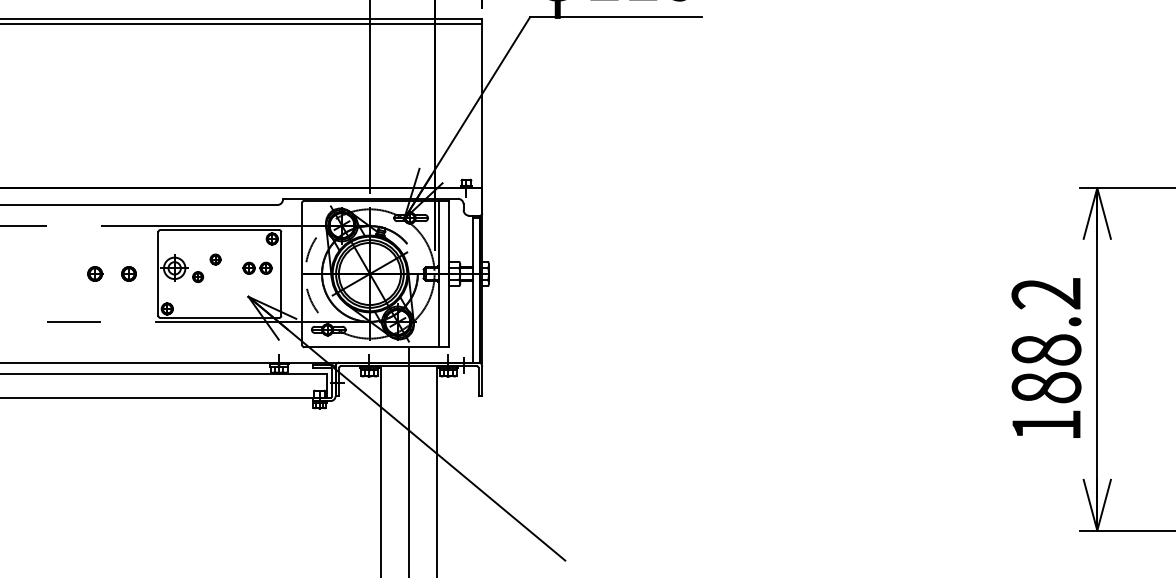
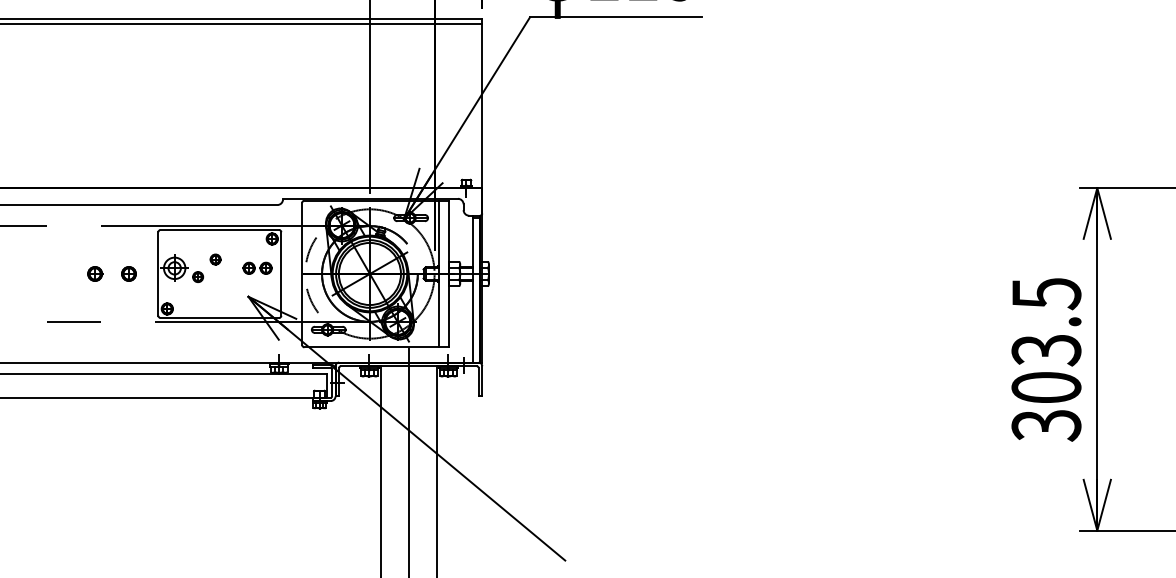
text: 188.2 -> 303.5 (1046, 359)
